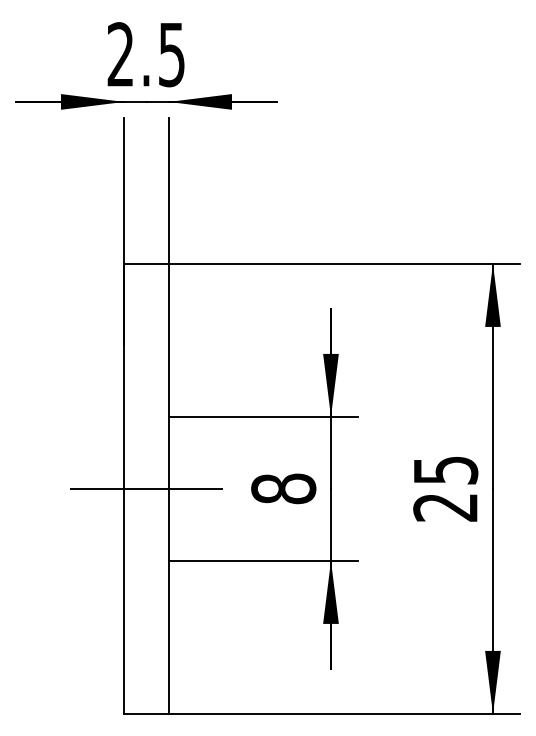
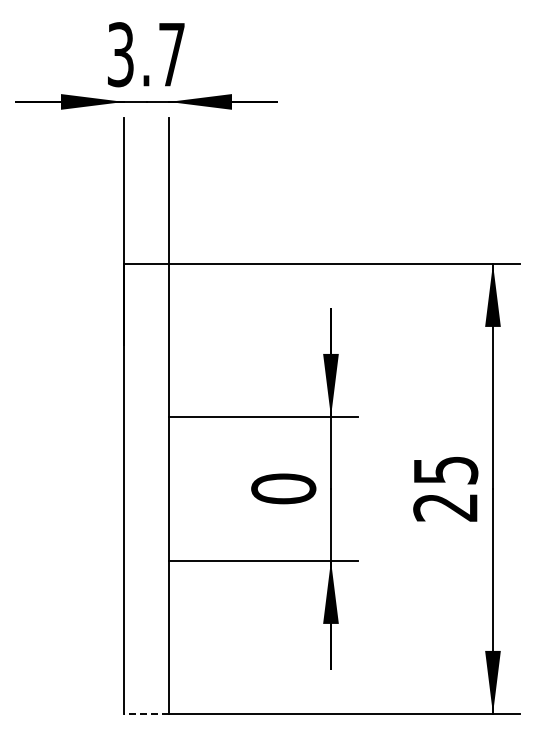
text: 2.5 -> 3.7 (145, 54)
line: present -> none (146, 488)
text: 8 -> 0 (283, 488)
line: solid -> dashed (146, 713)
